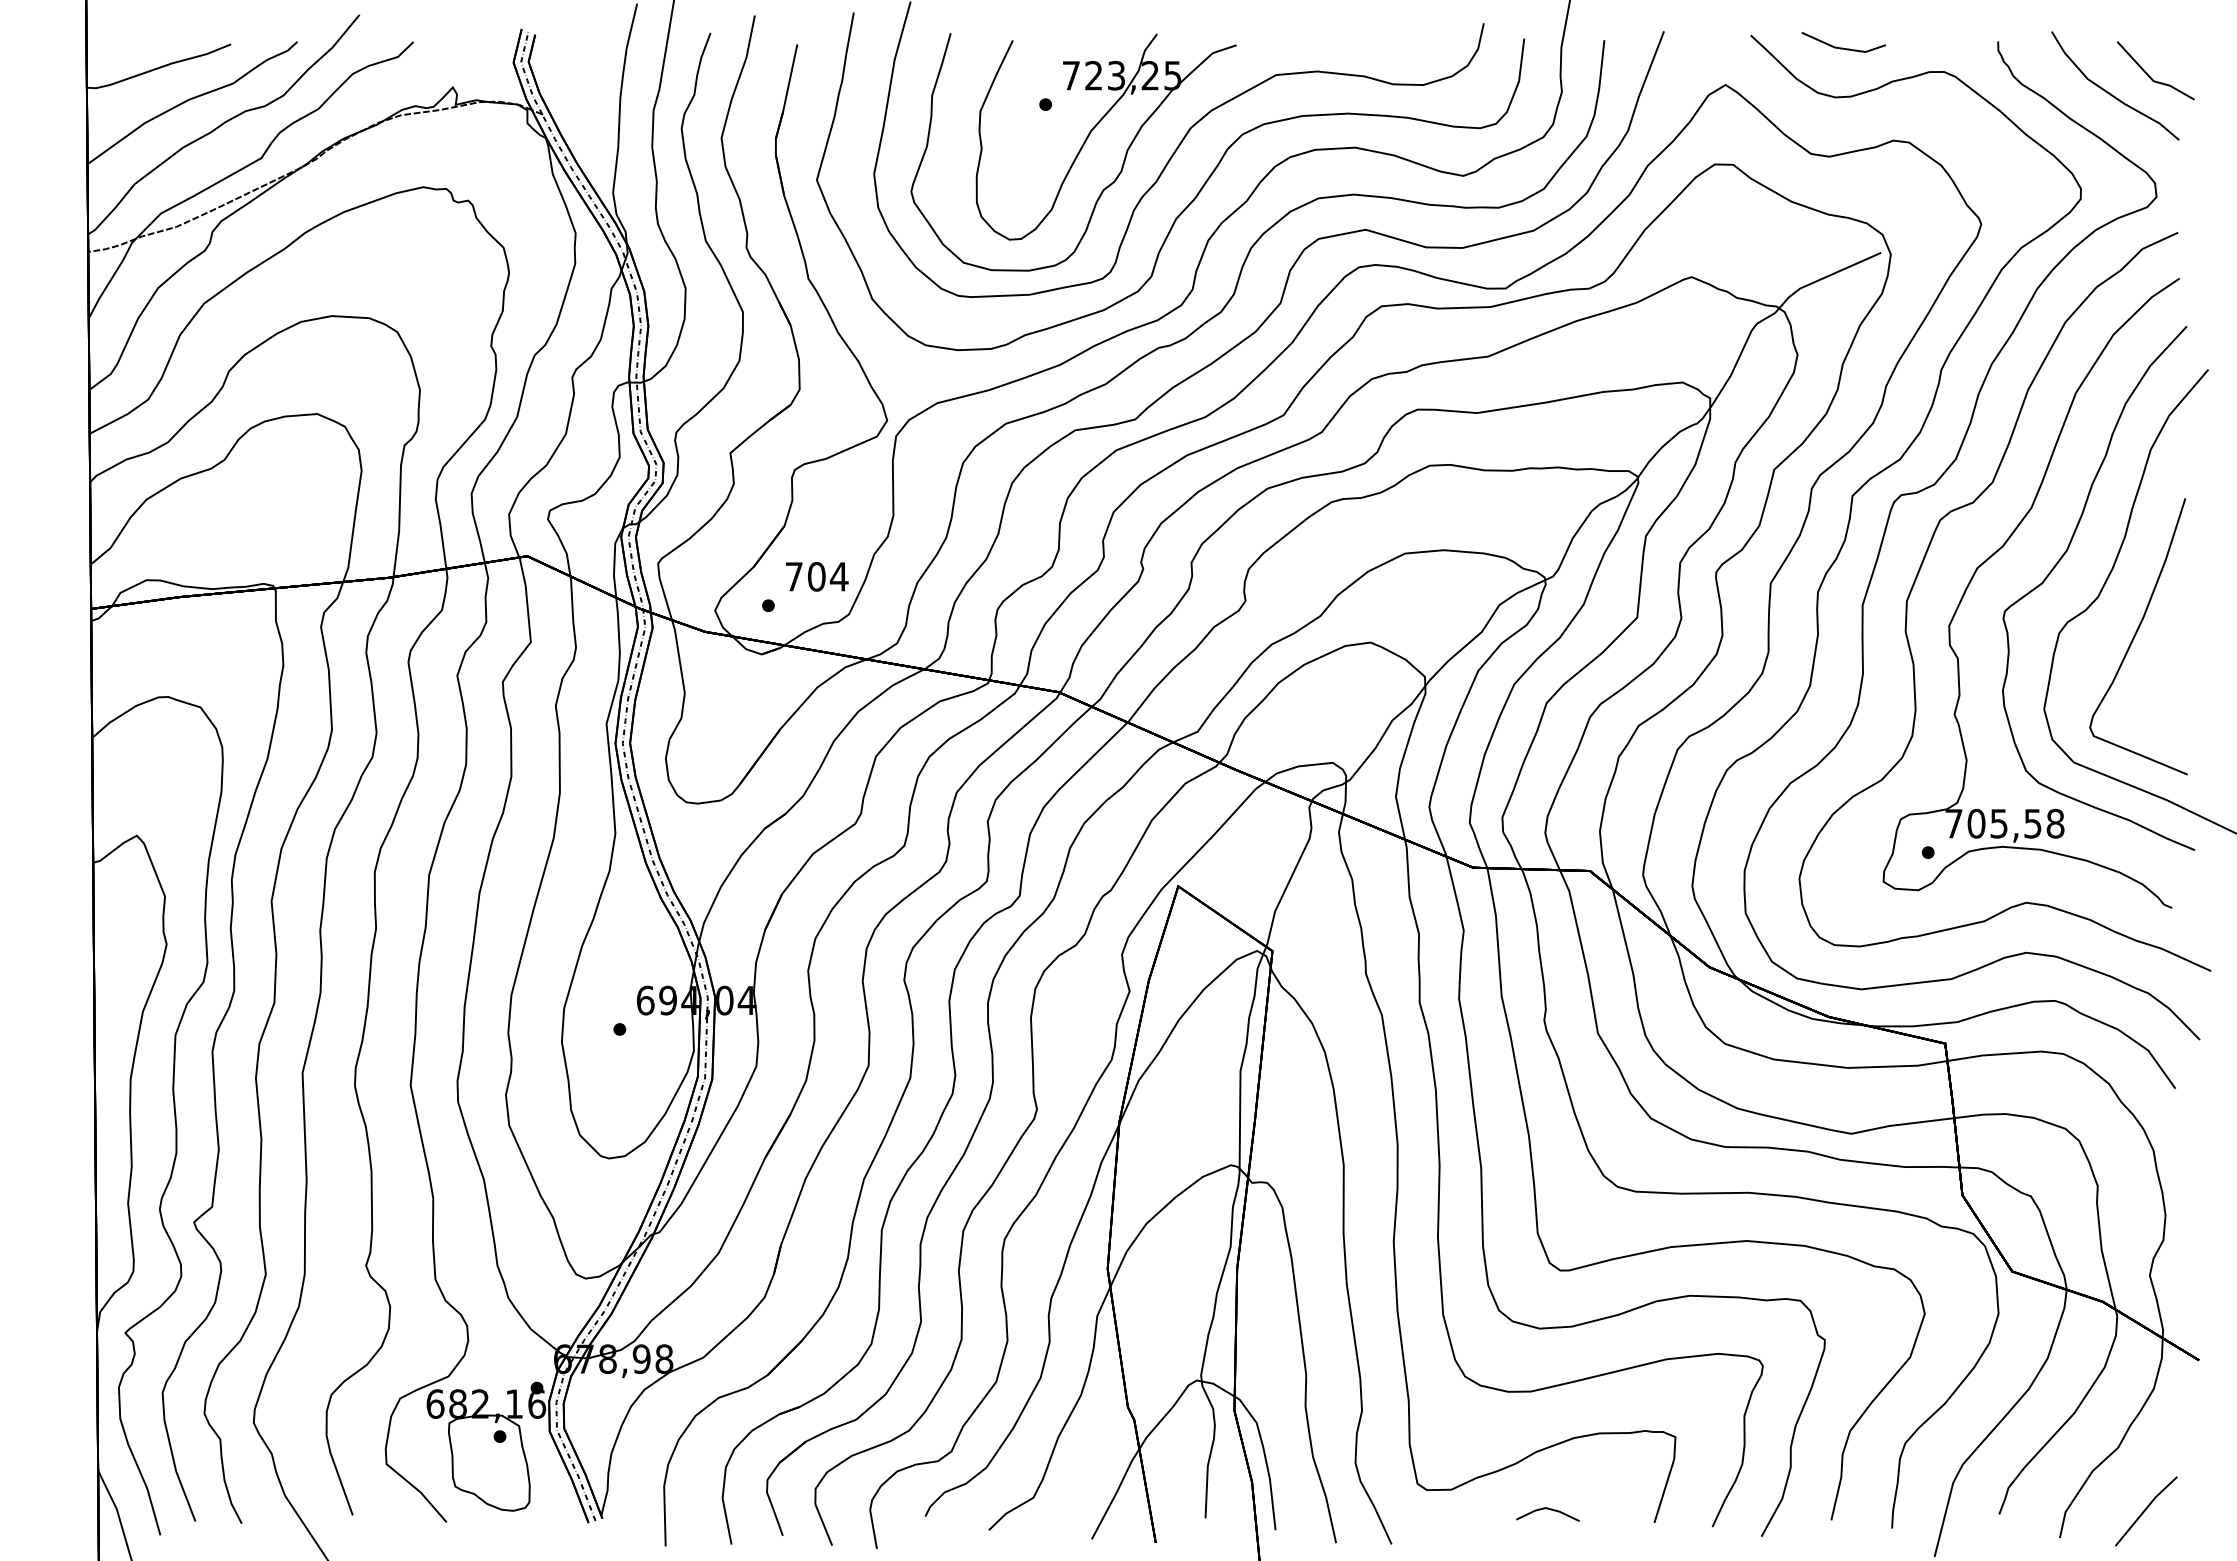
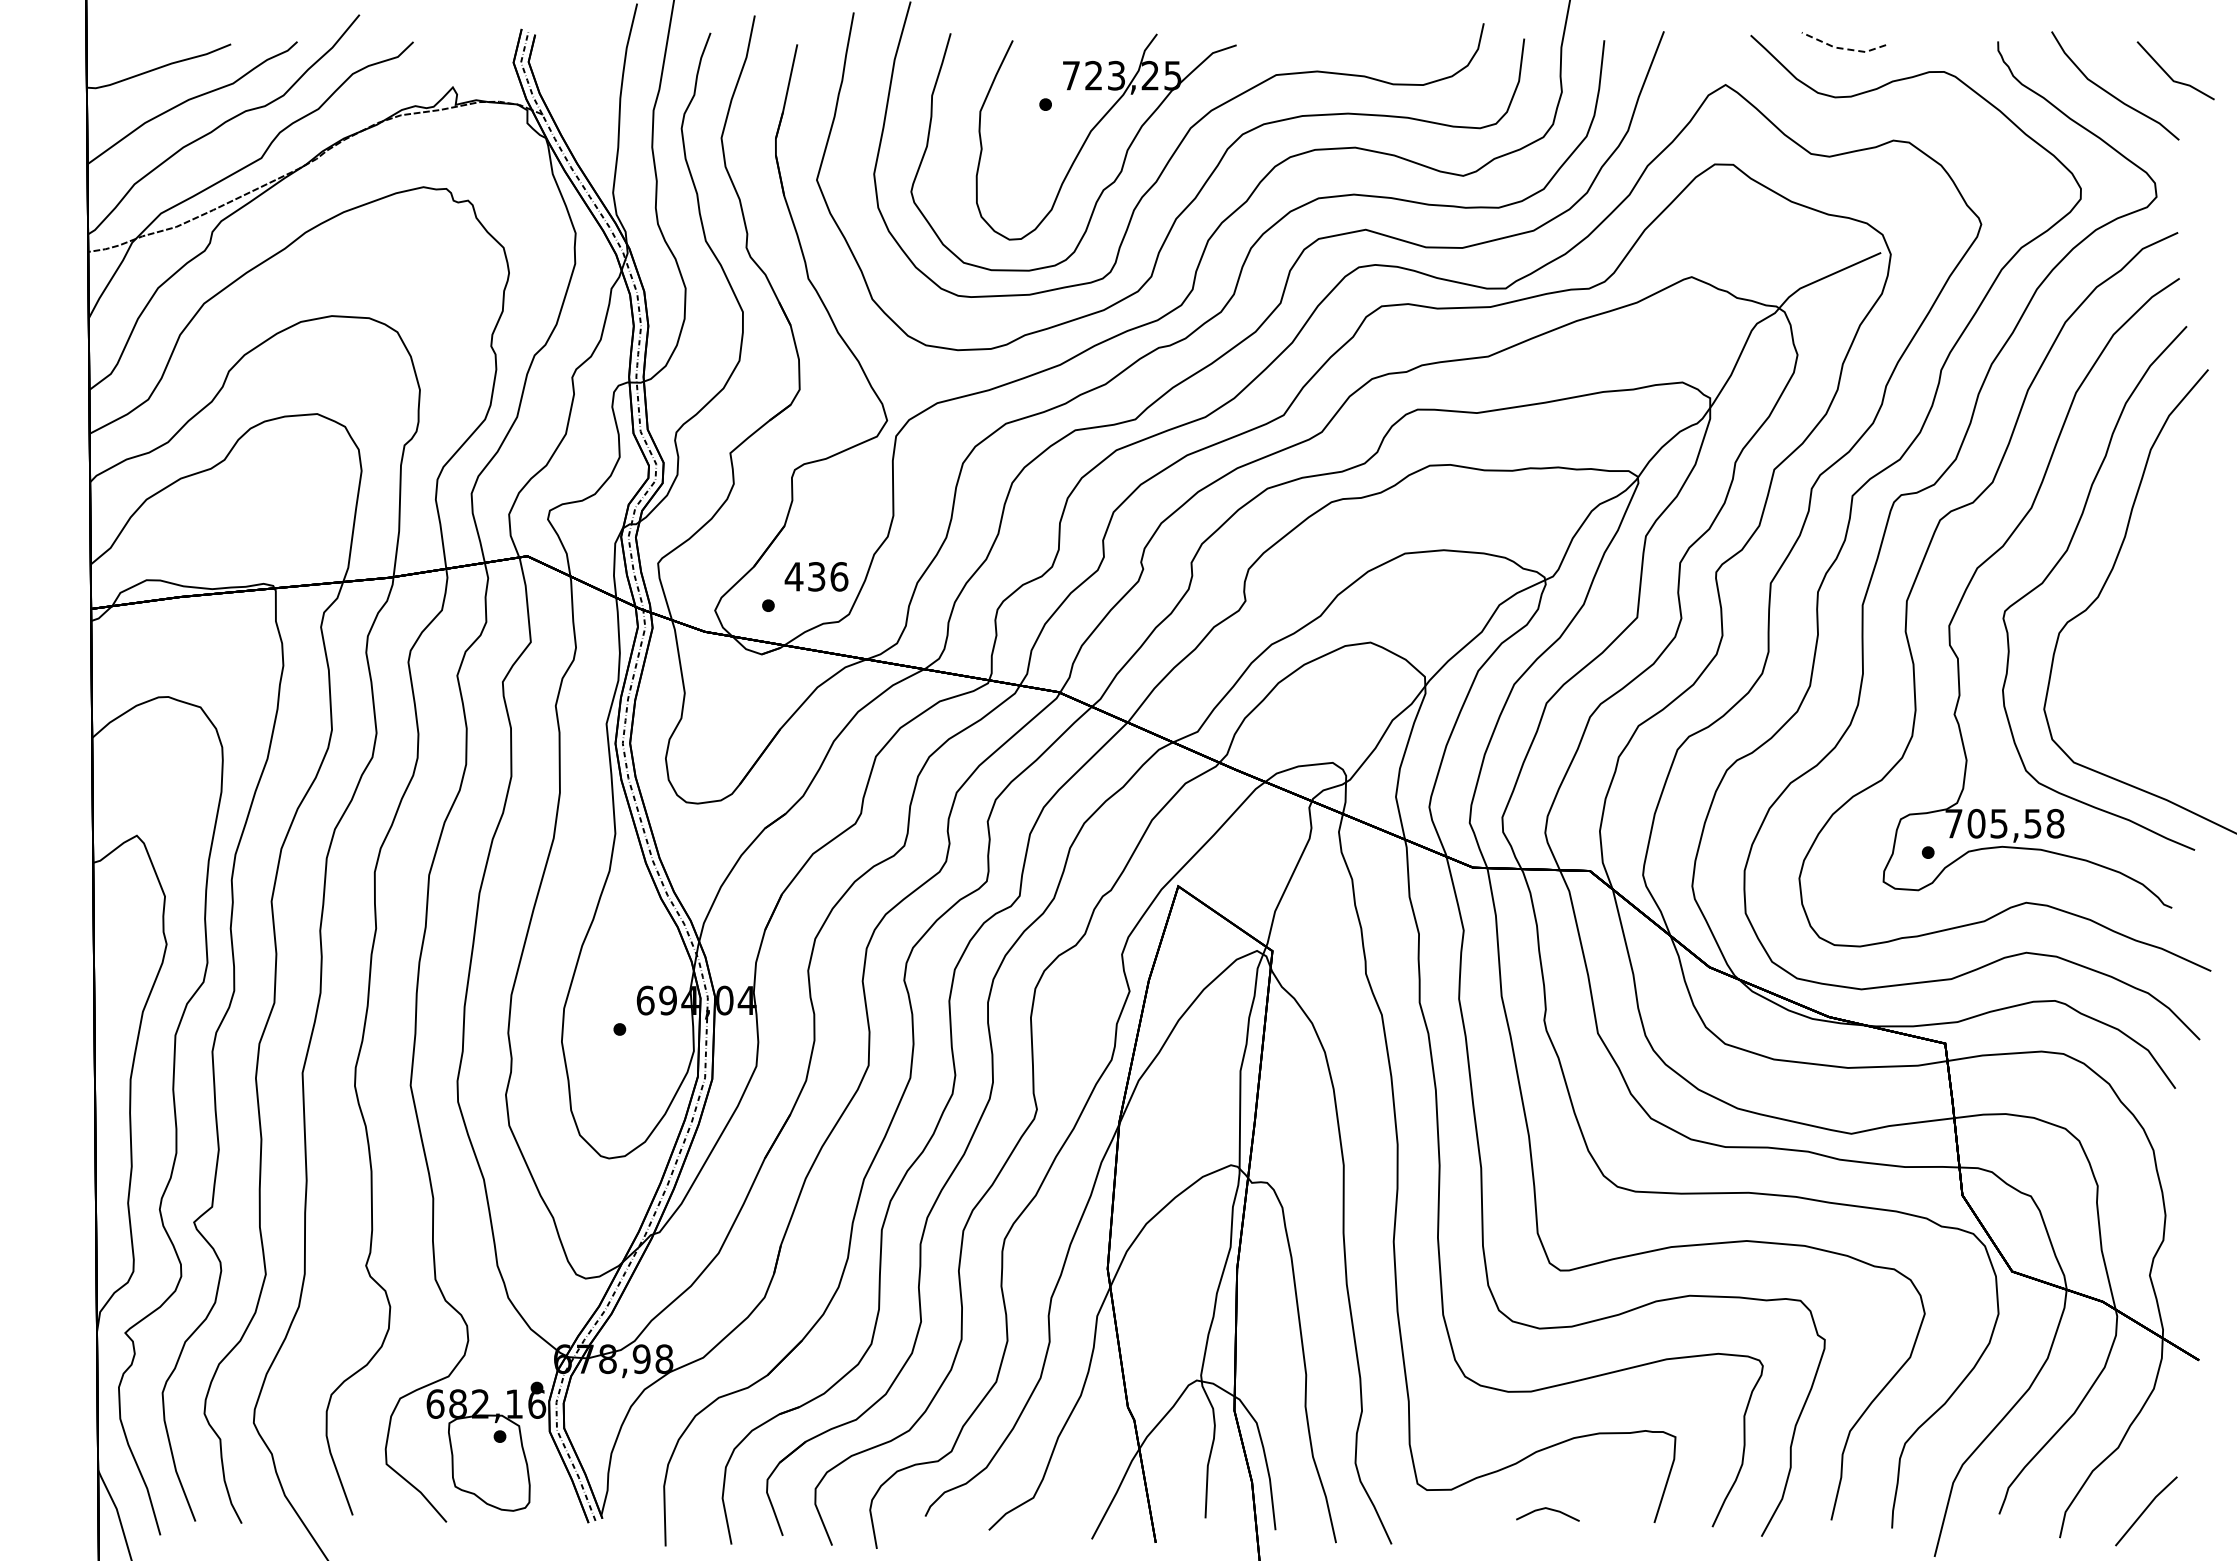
line: solid -> dashed (1842, 48)
line position: (2149, 75) -> (2169, 75) (2169, 75)
text: 704 -> 436 (816, 576)
curve: present -> none (2136, 634)
